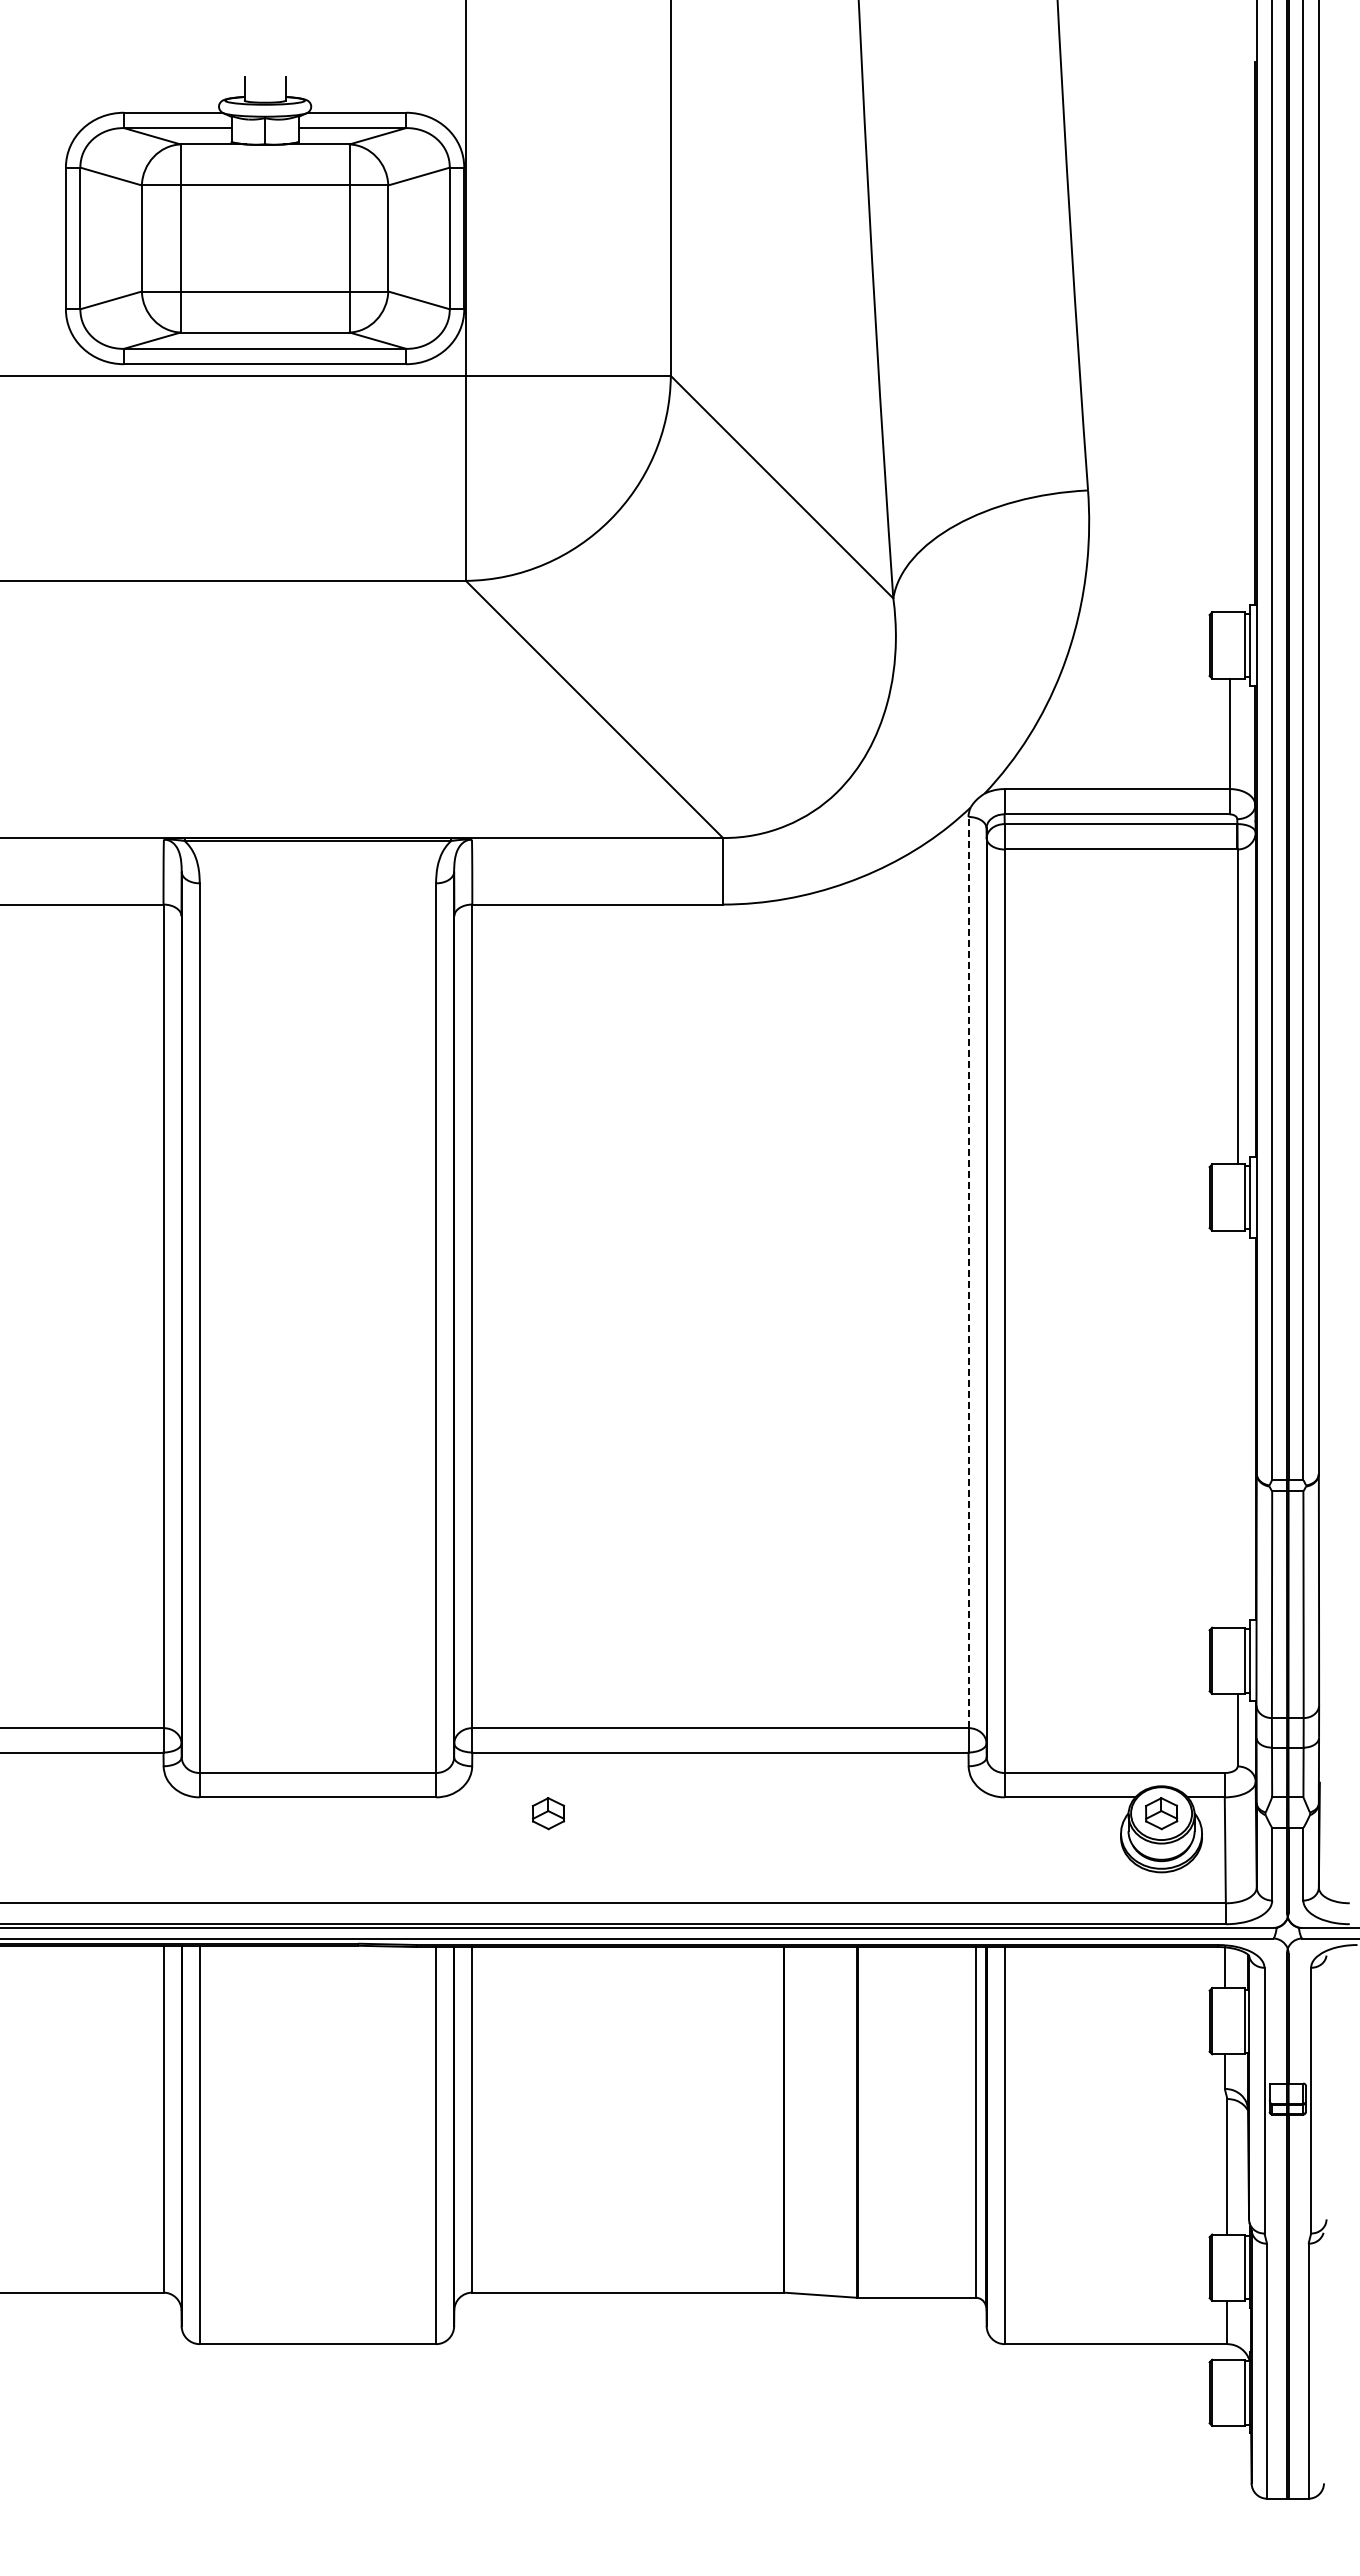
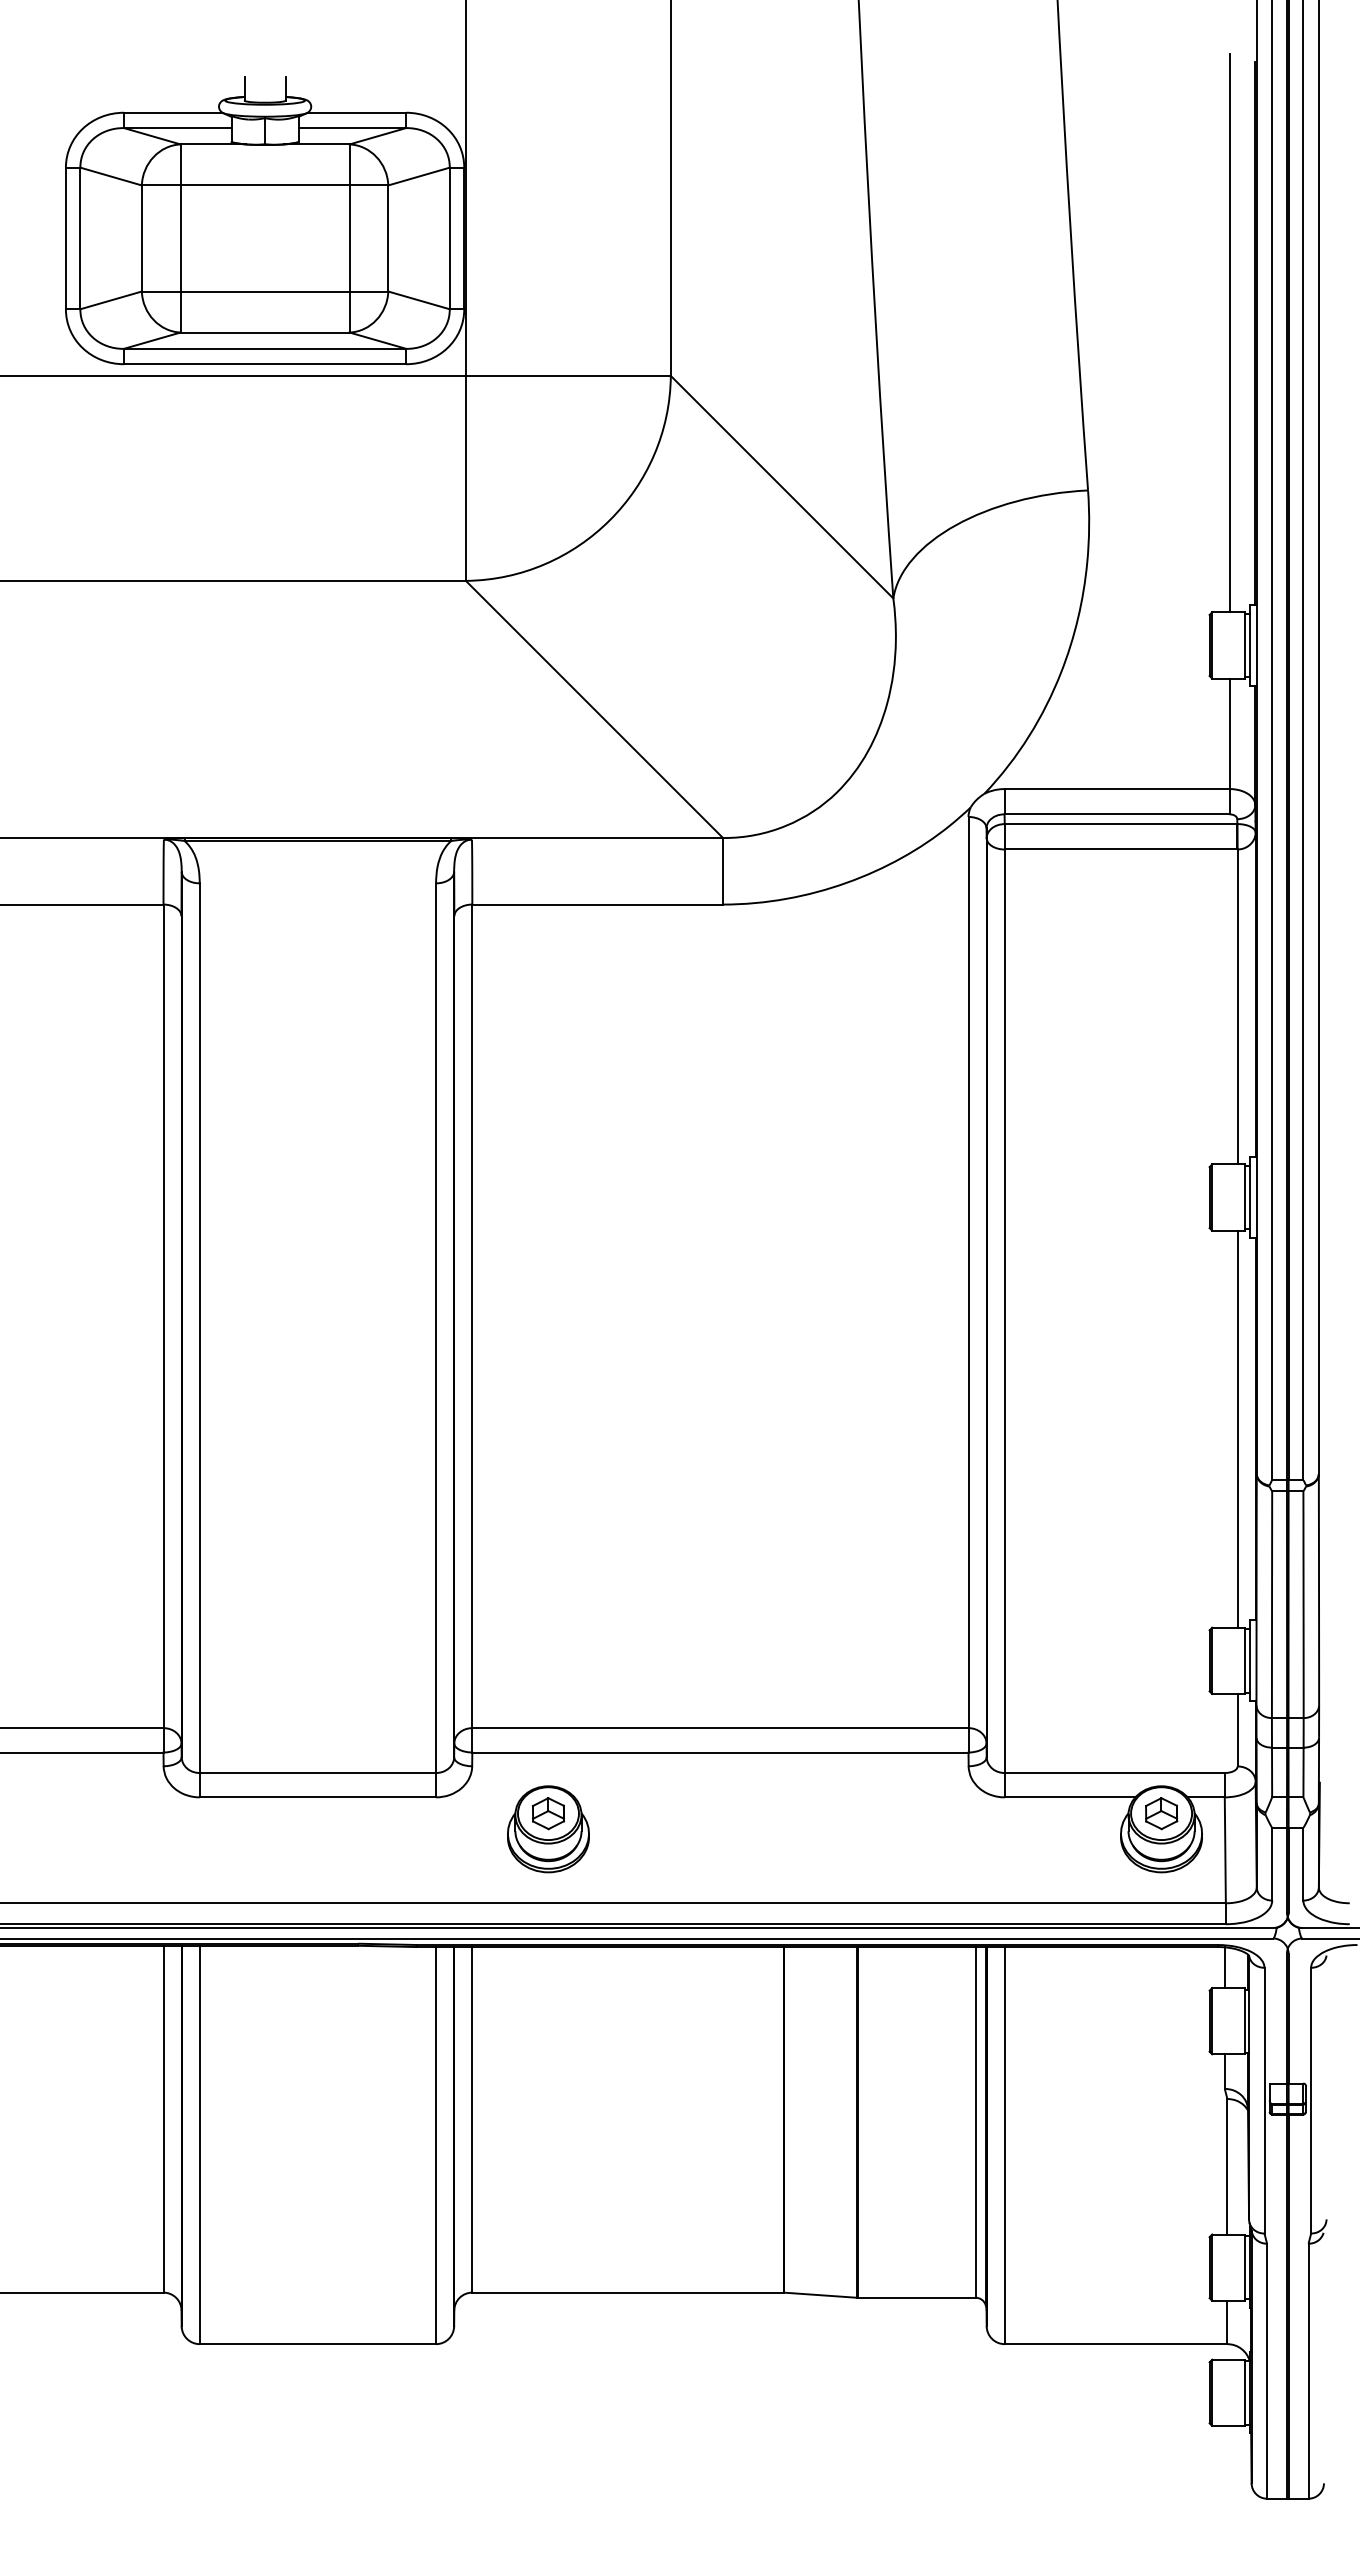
line: none -> present (1229, 333)
line: dashed -> solid (968, 1272)
line: none -> present (1237, 1428)
part: none -> present (548, 1829)
